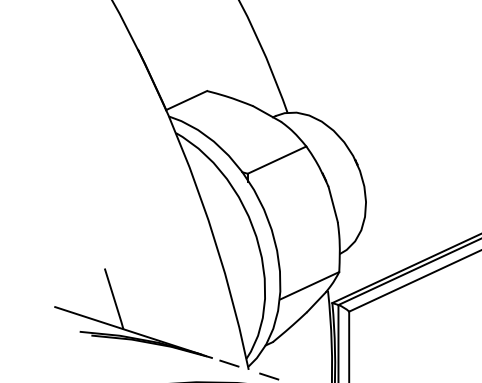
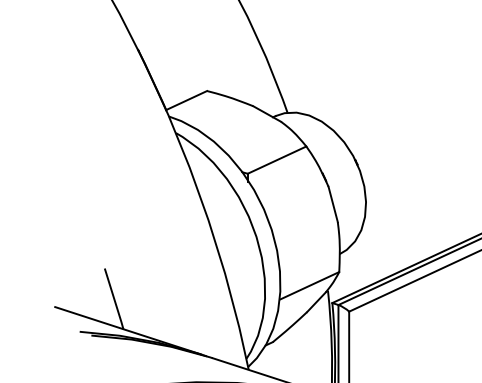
line: dashed -> solid (250, 370)
